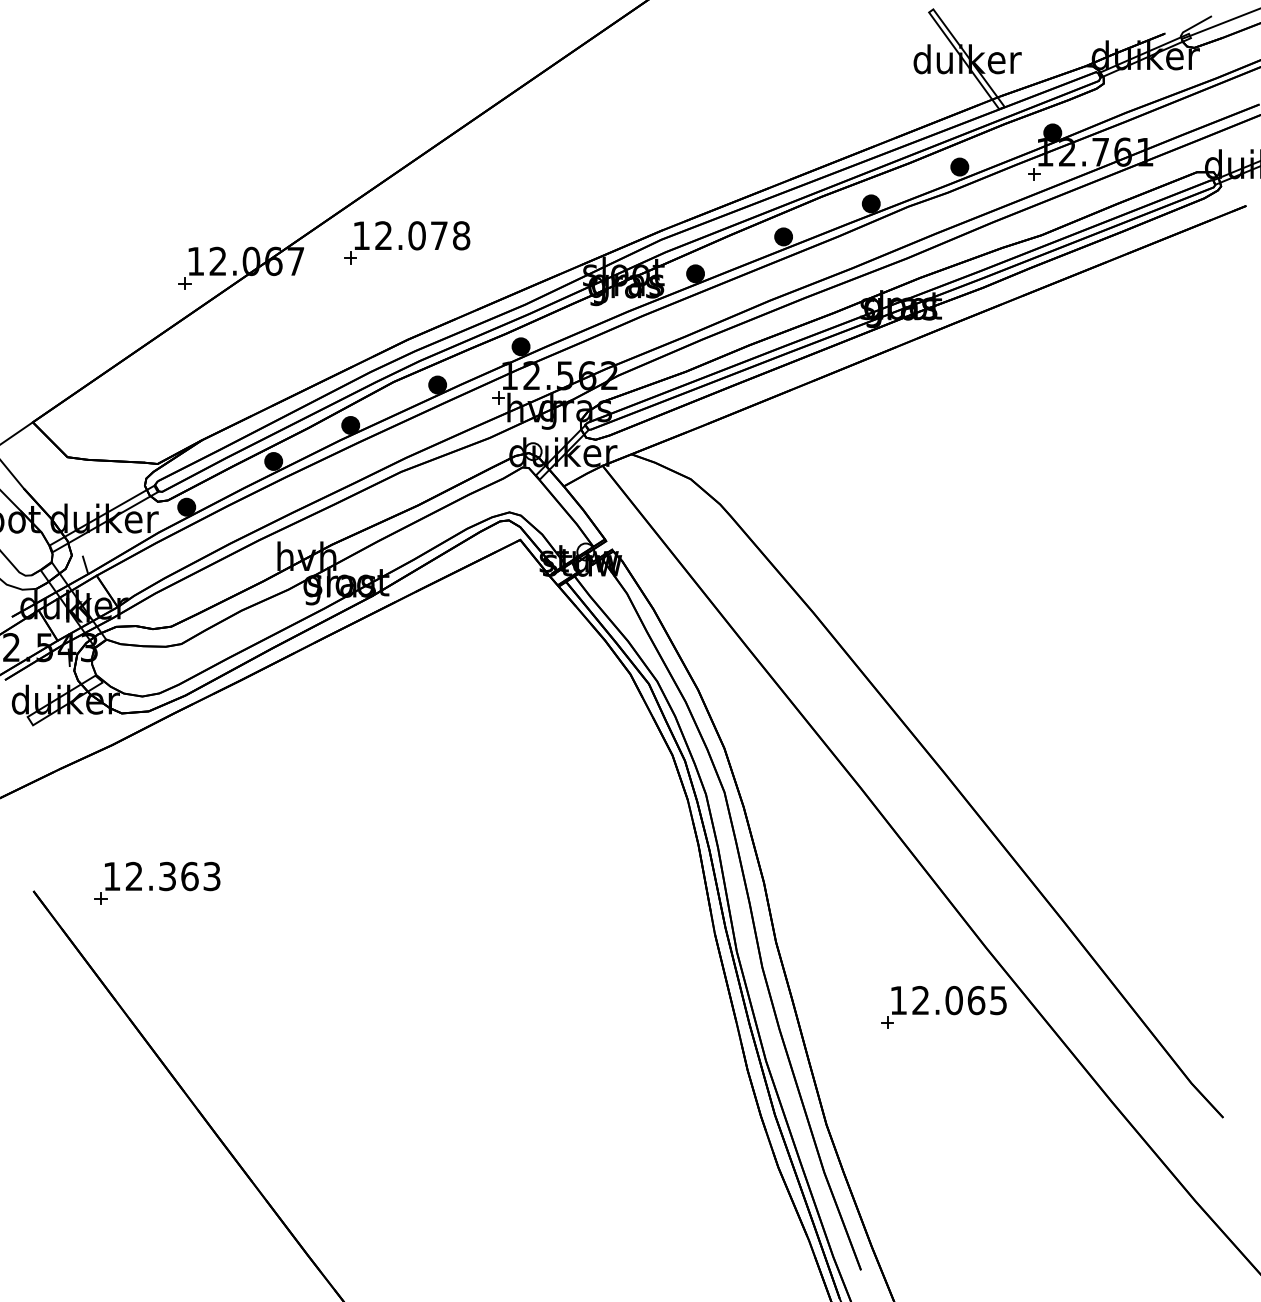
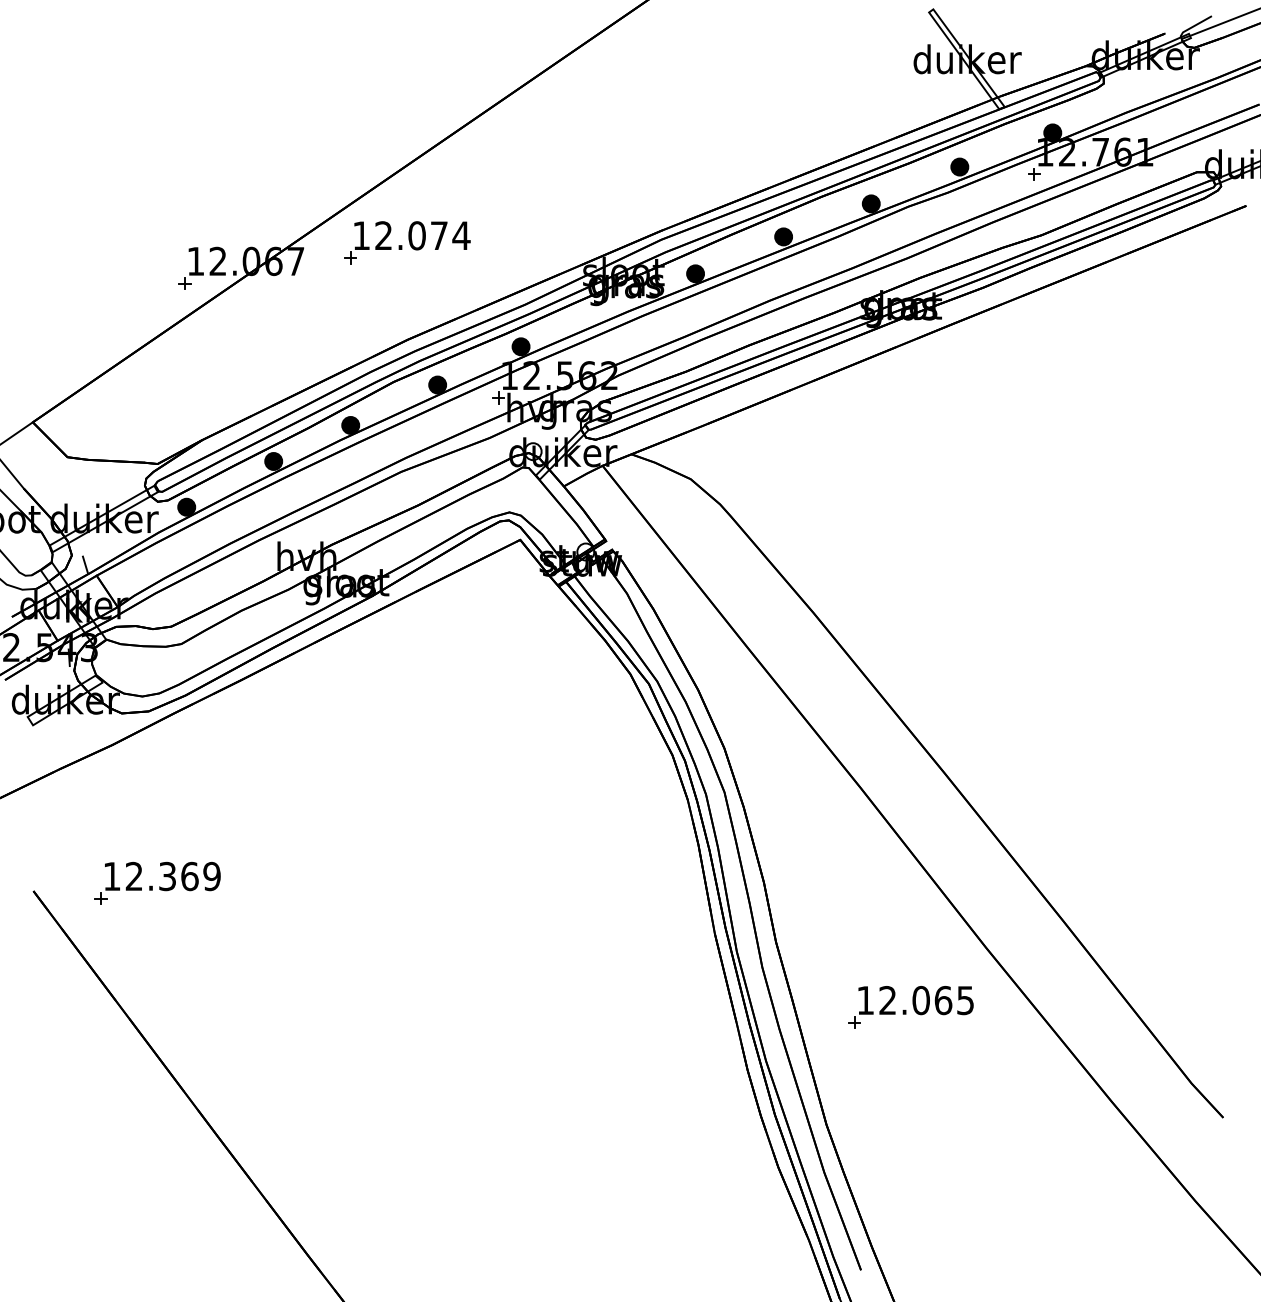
text: 12.078 -> 12.074 (461, 235)
text: 12.363 -> 12.369 (211, 876)
part position: (943, 1007) -> (910, 1007) (910, 1007)
